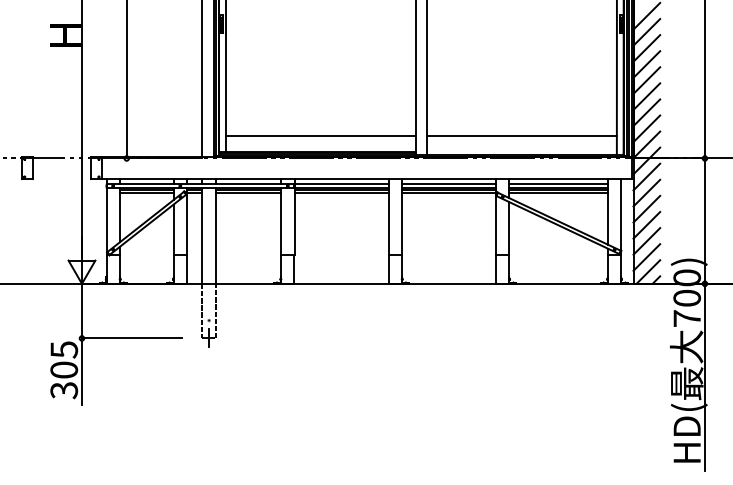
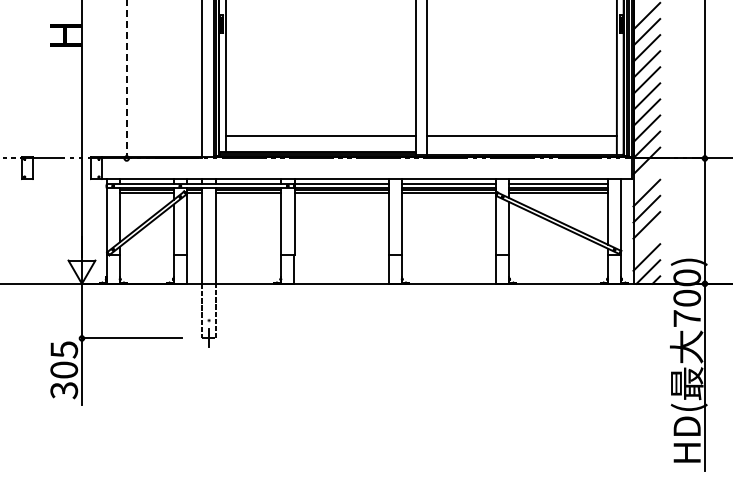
line: solid -> dashed (126, 79)
line: present -> none (646, 176)
line: present -> none (646, 241)
